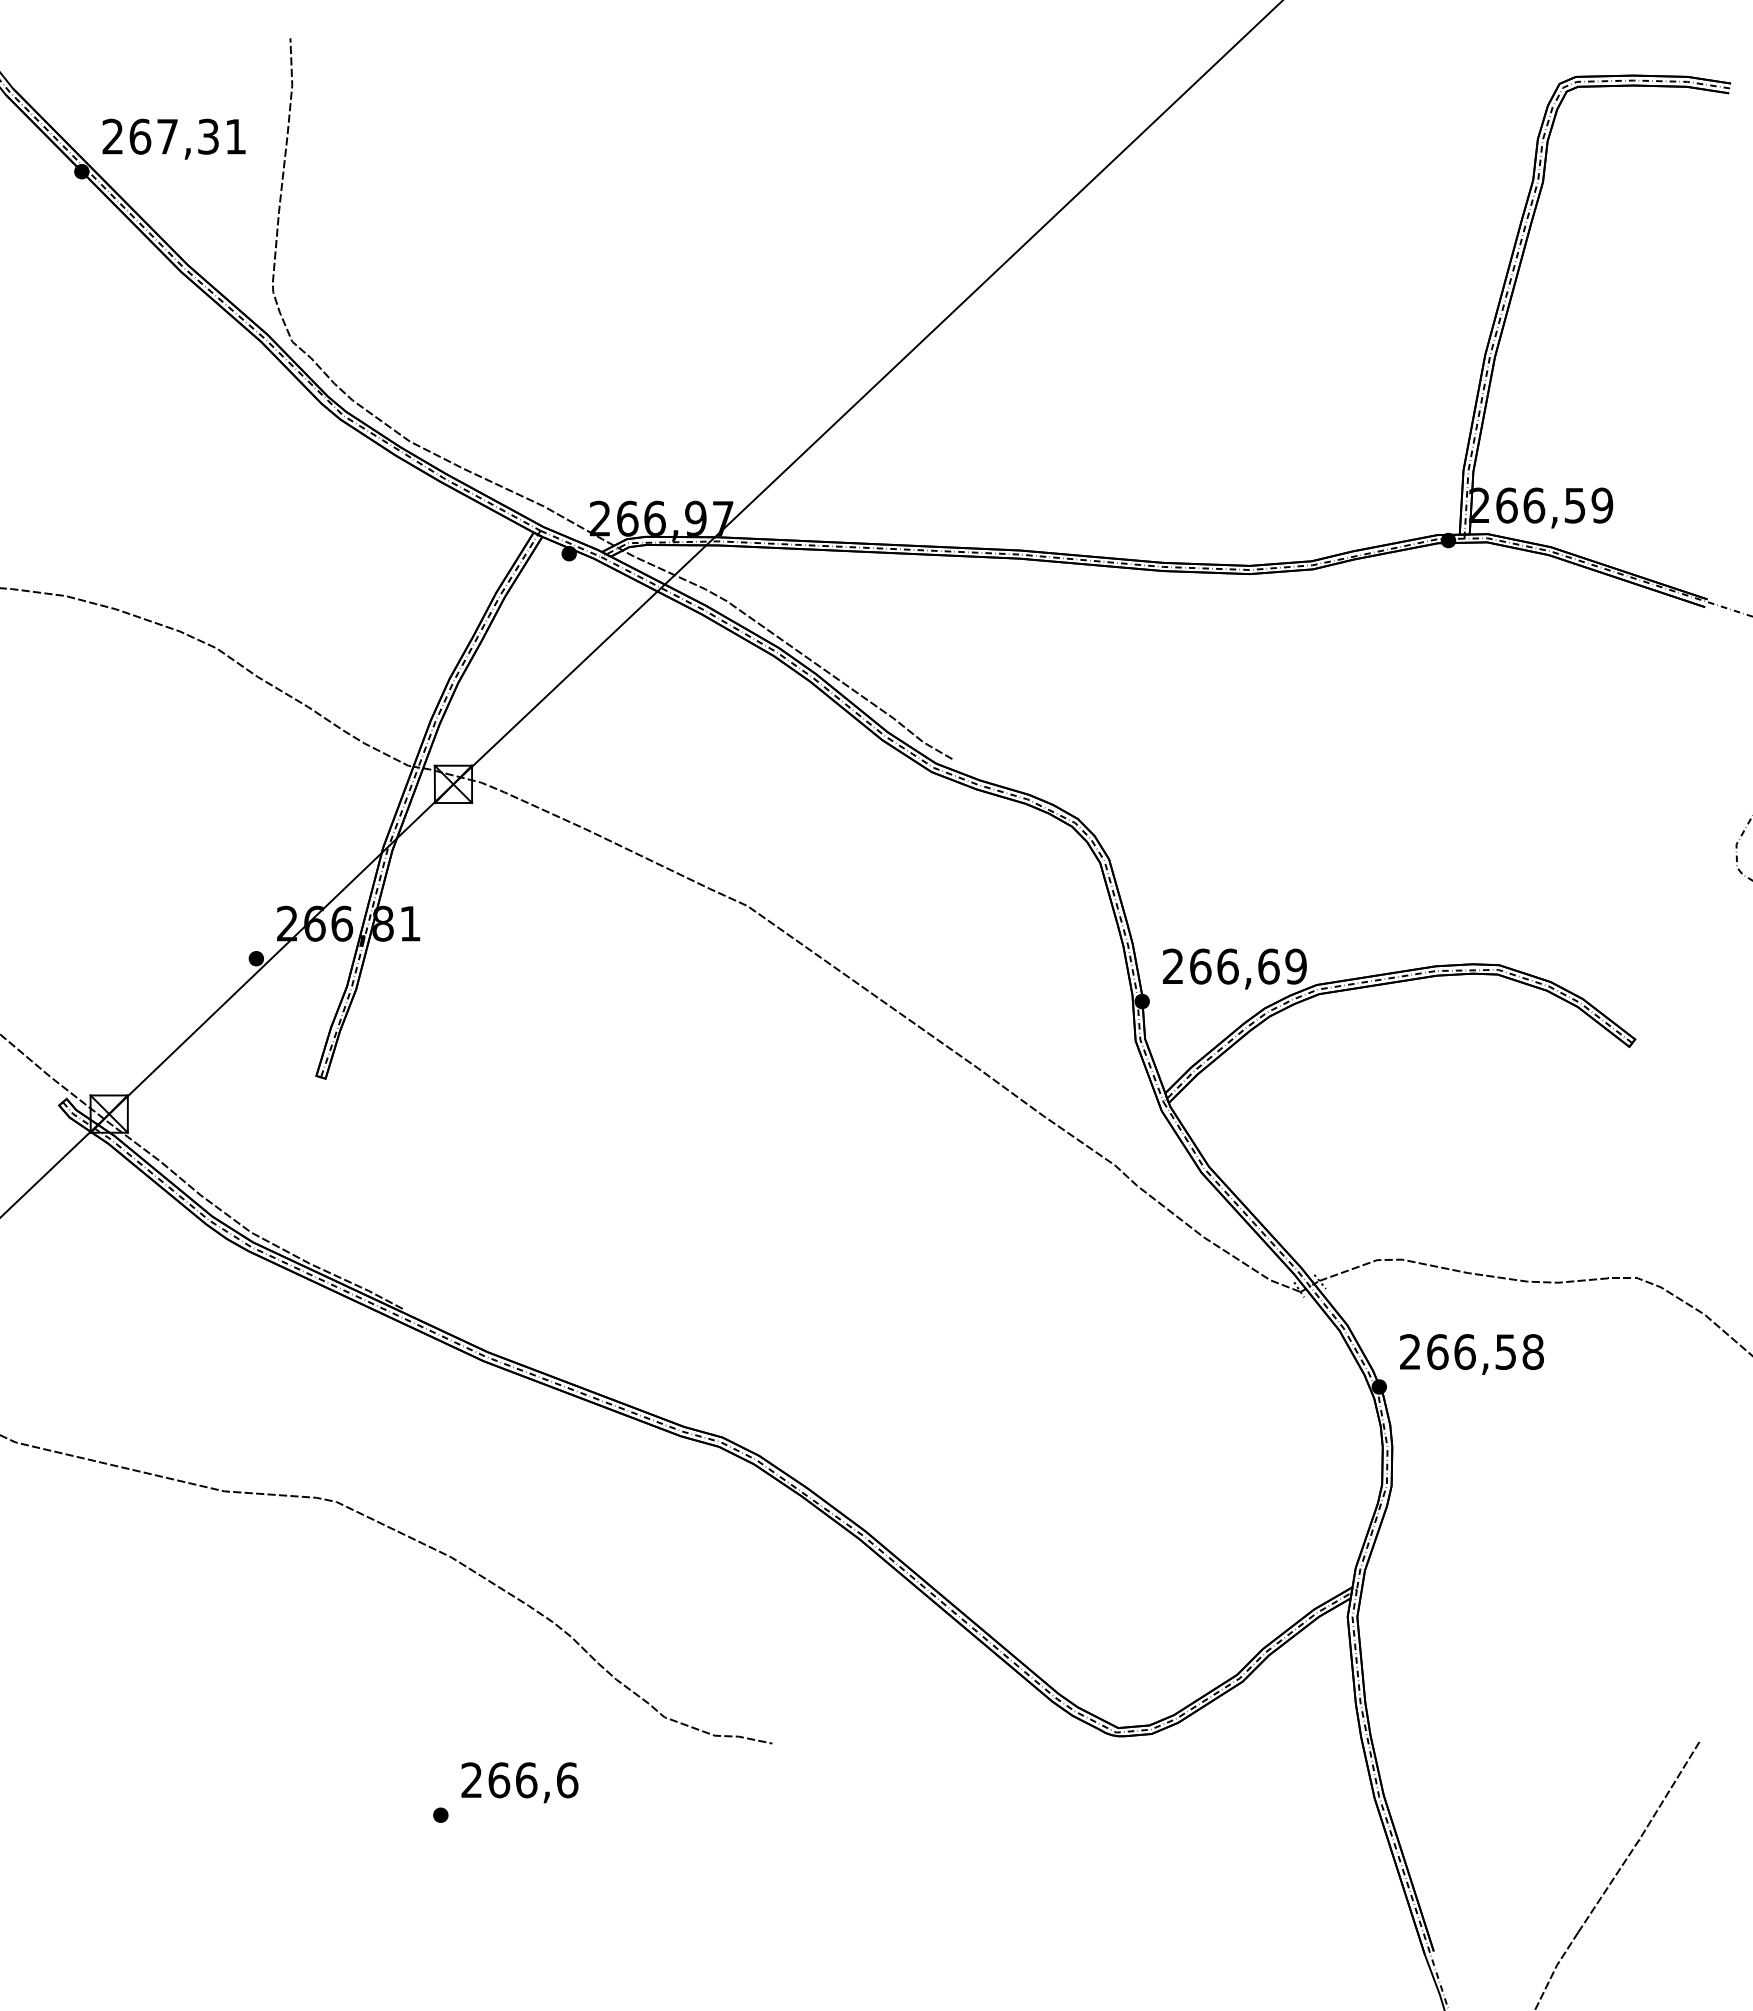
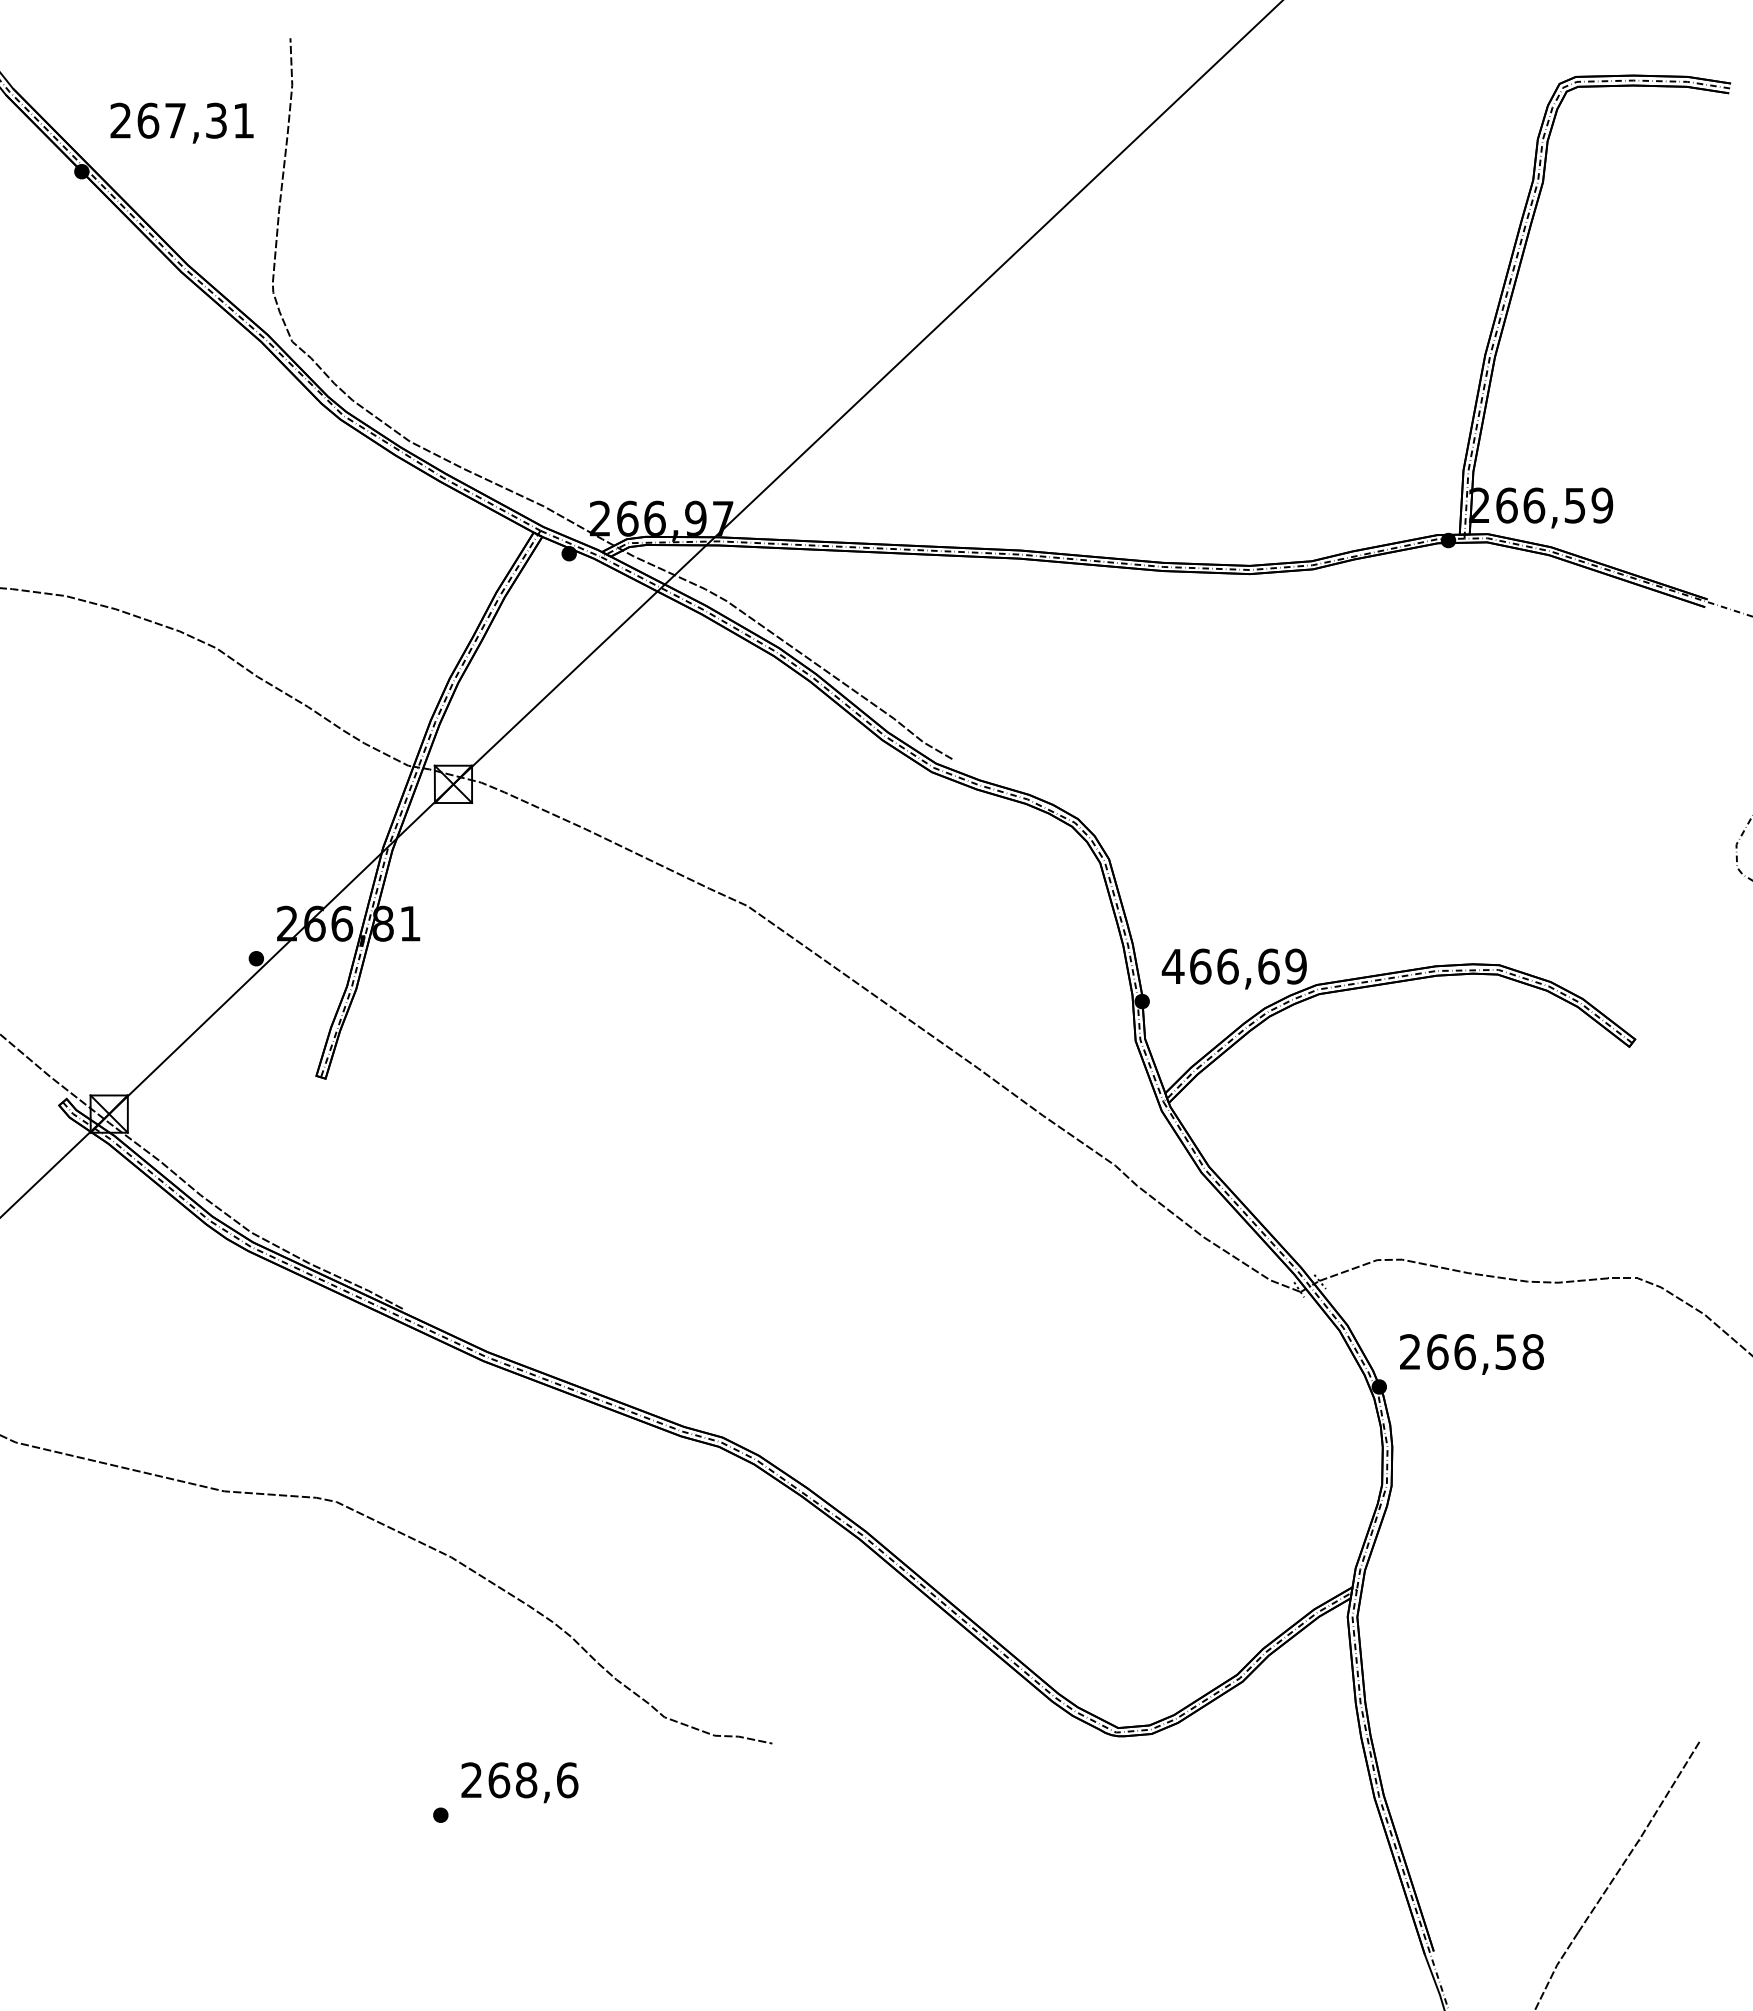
text position: (173, 138) -> (181, 122) (181, 122)
text: 266,69 -> 466,69 (1172, 965)
text: 266,6 -> 268,6 (526, 1780)
